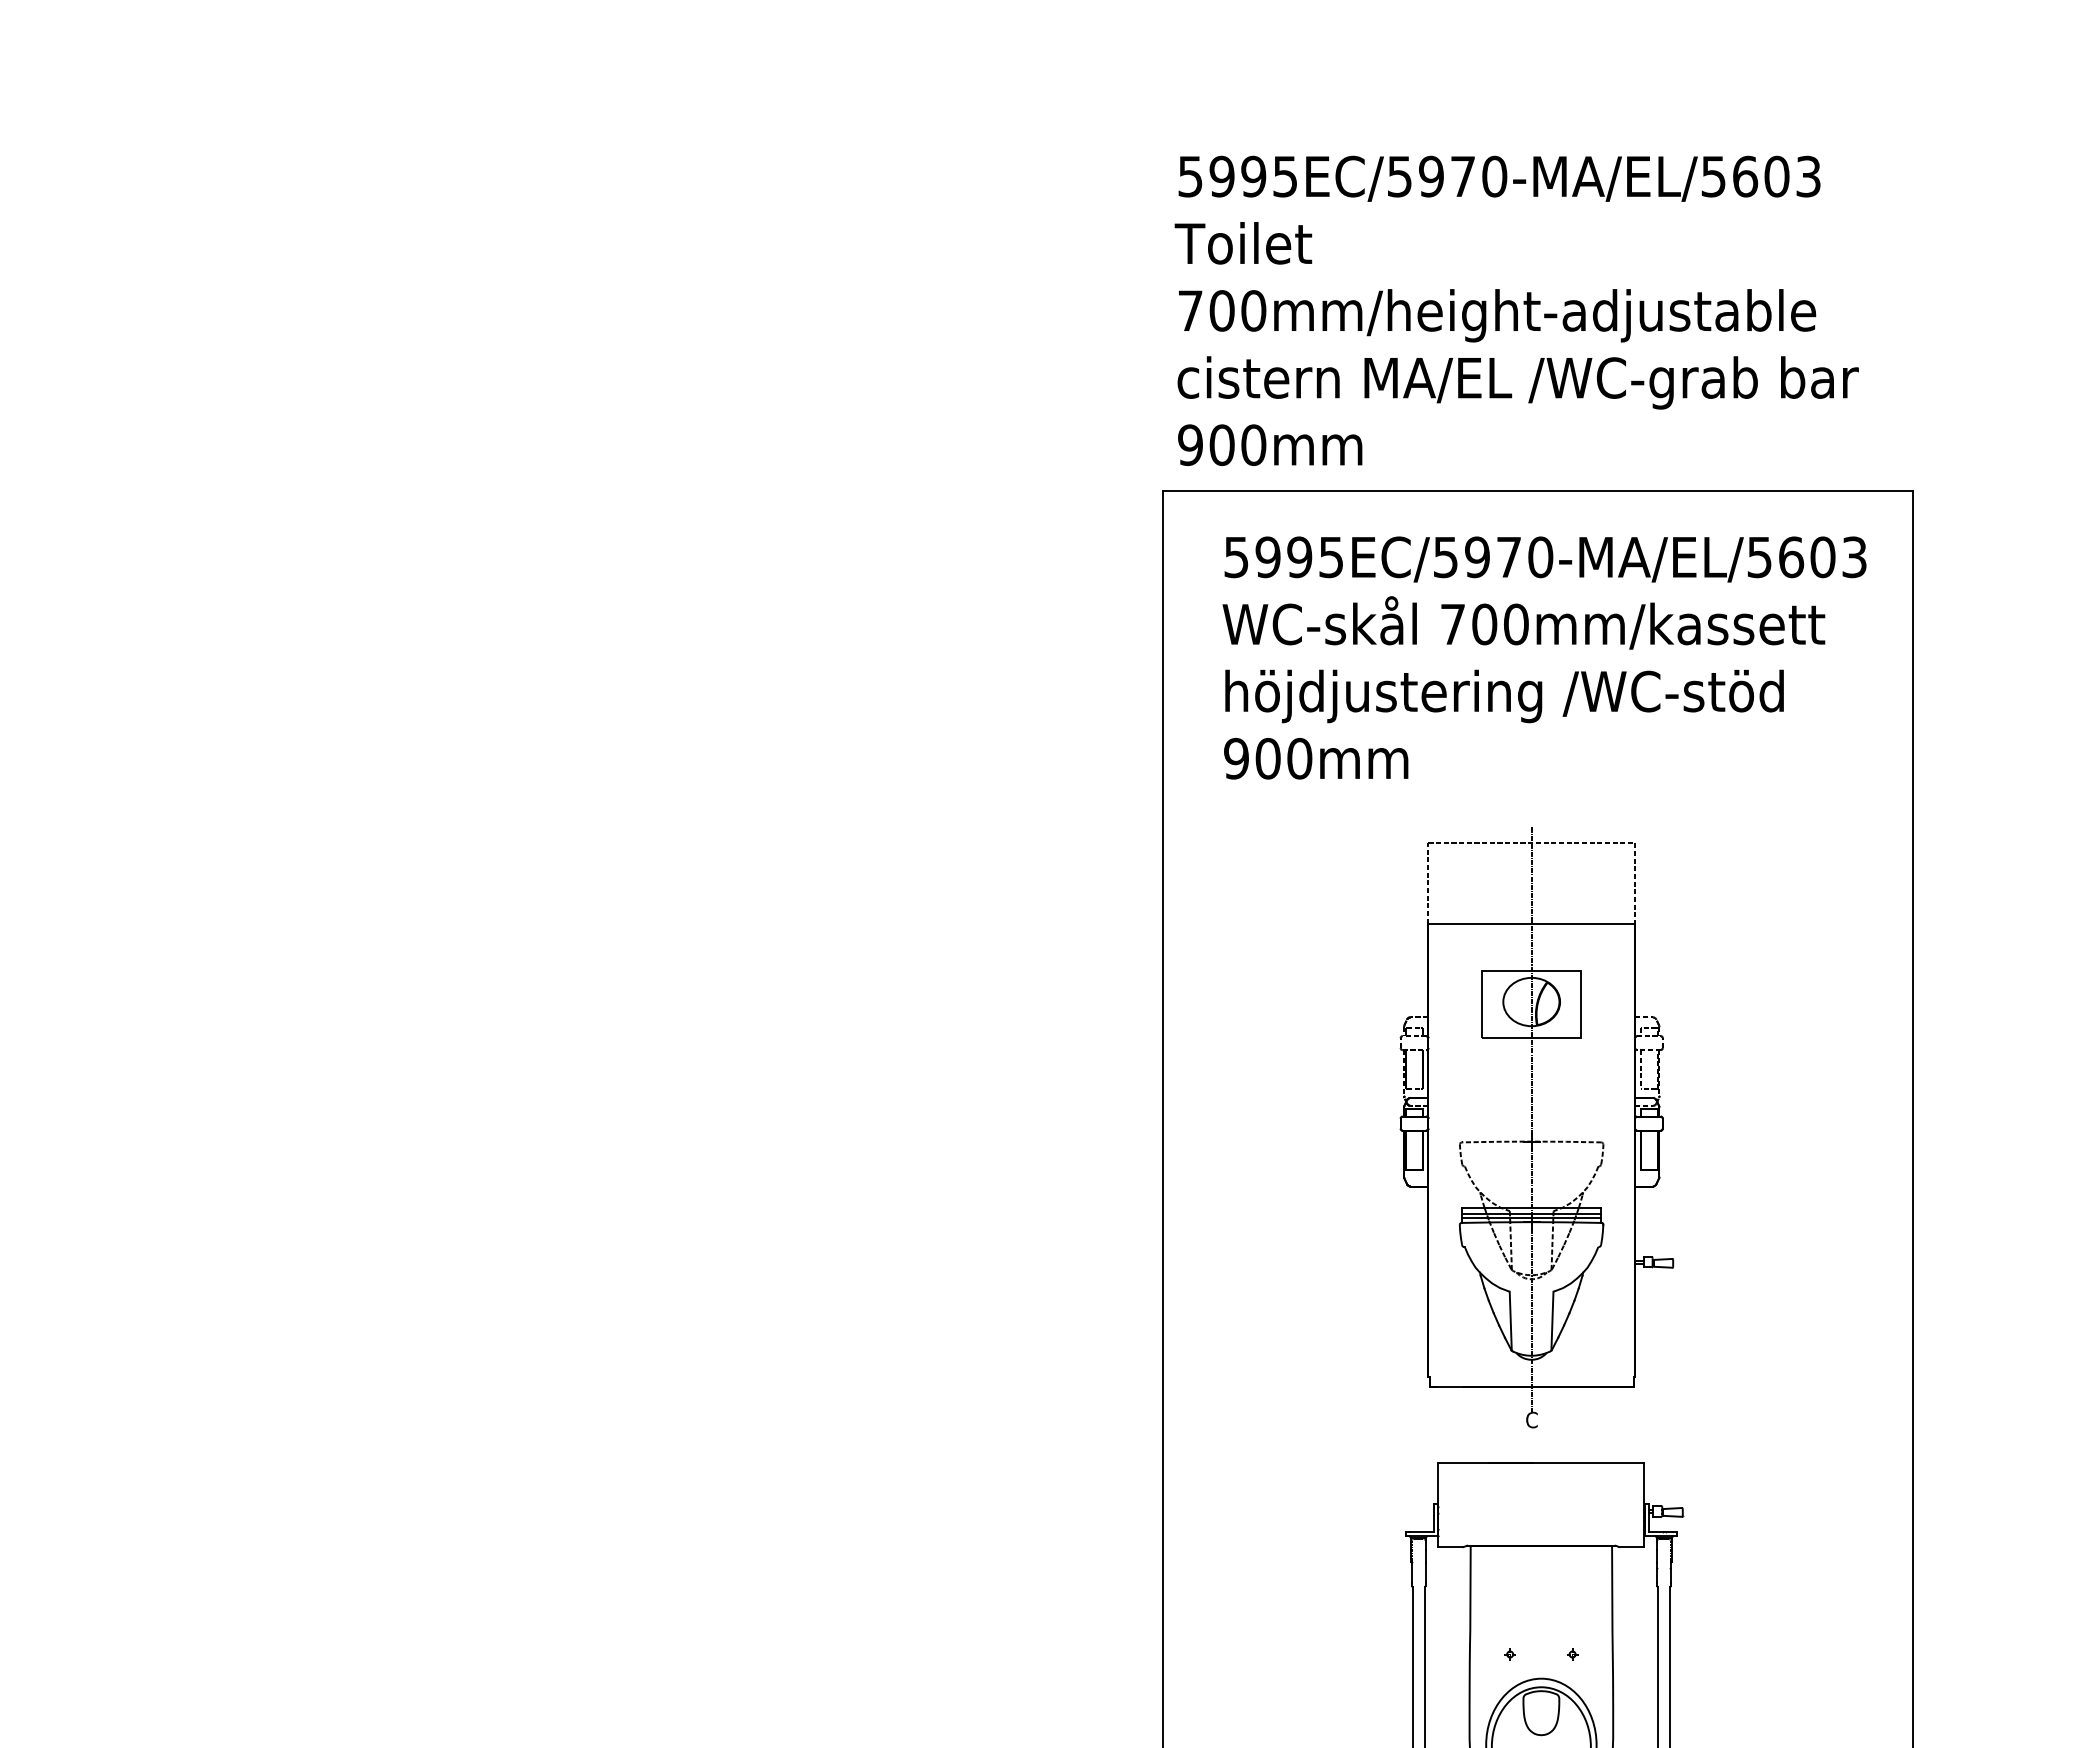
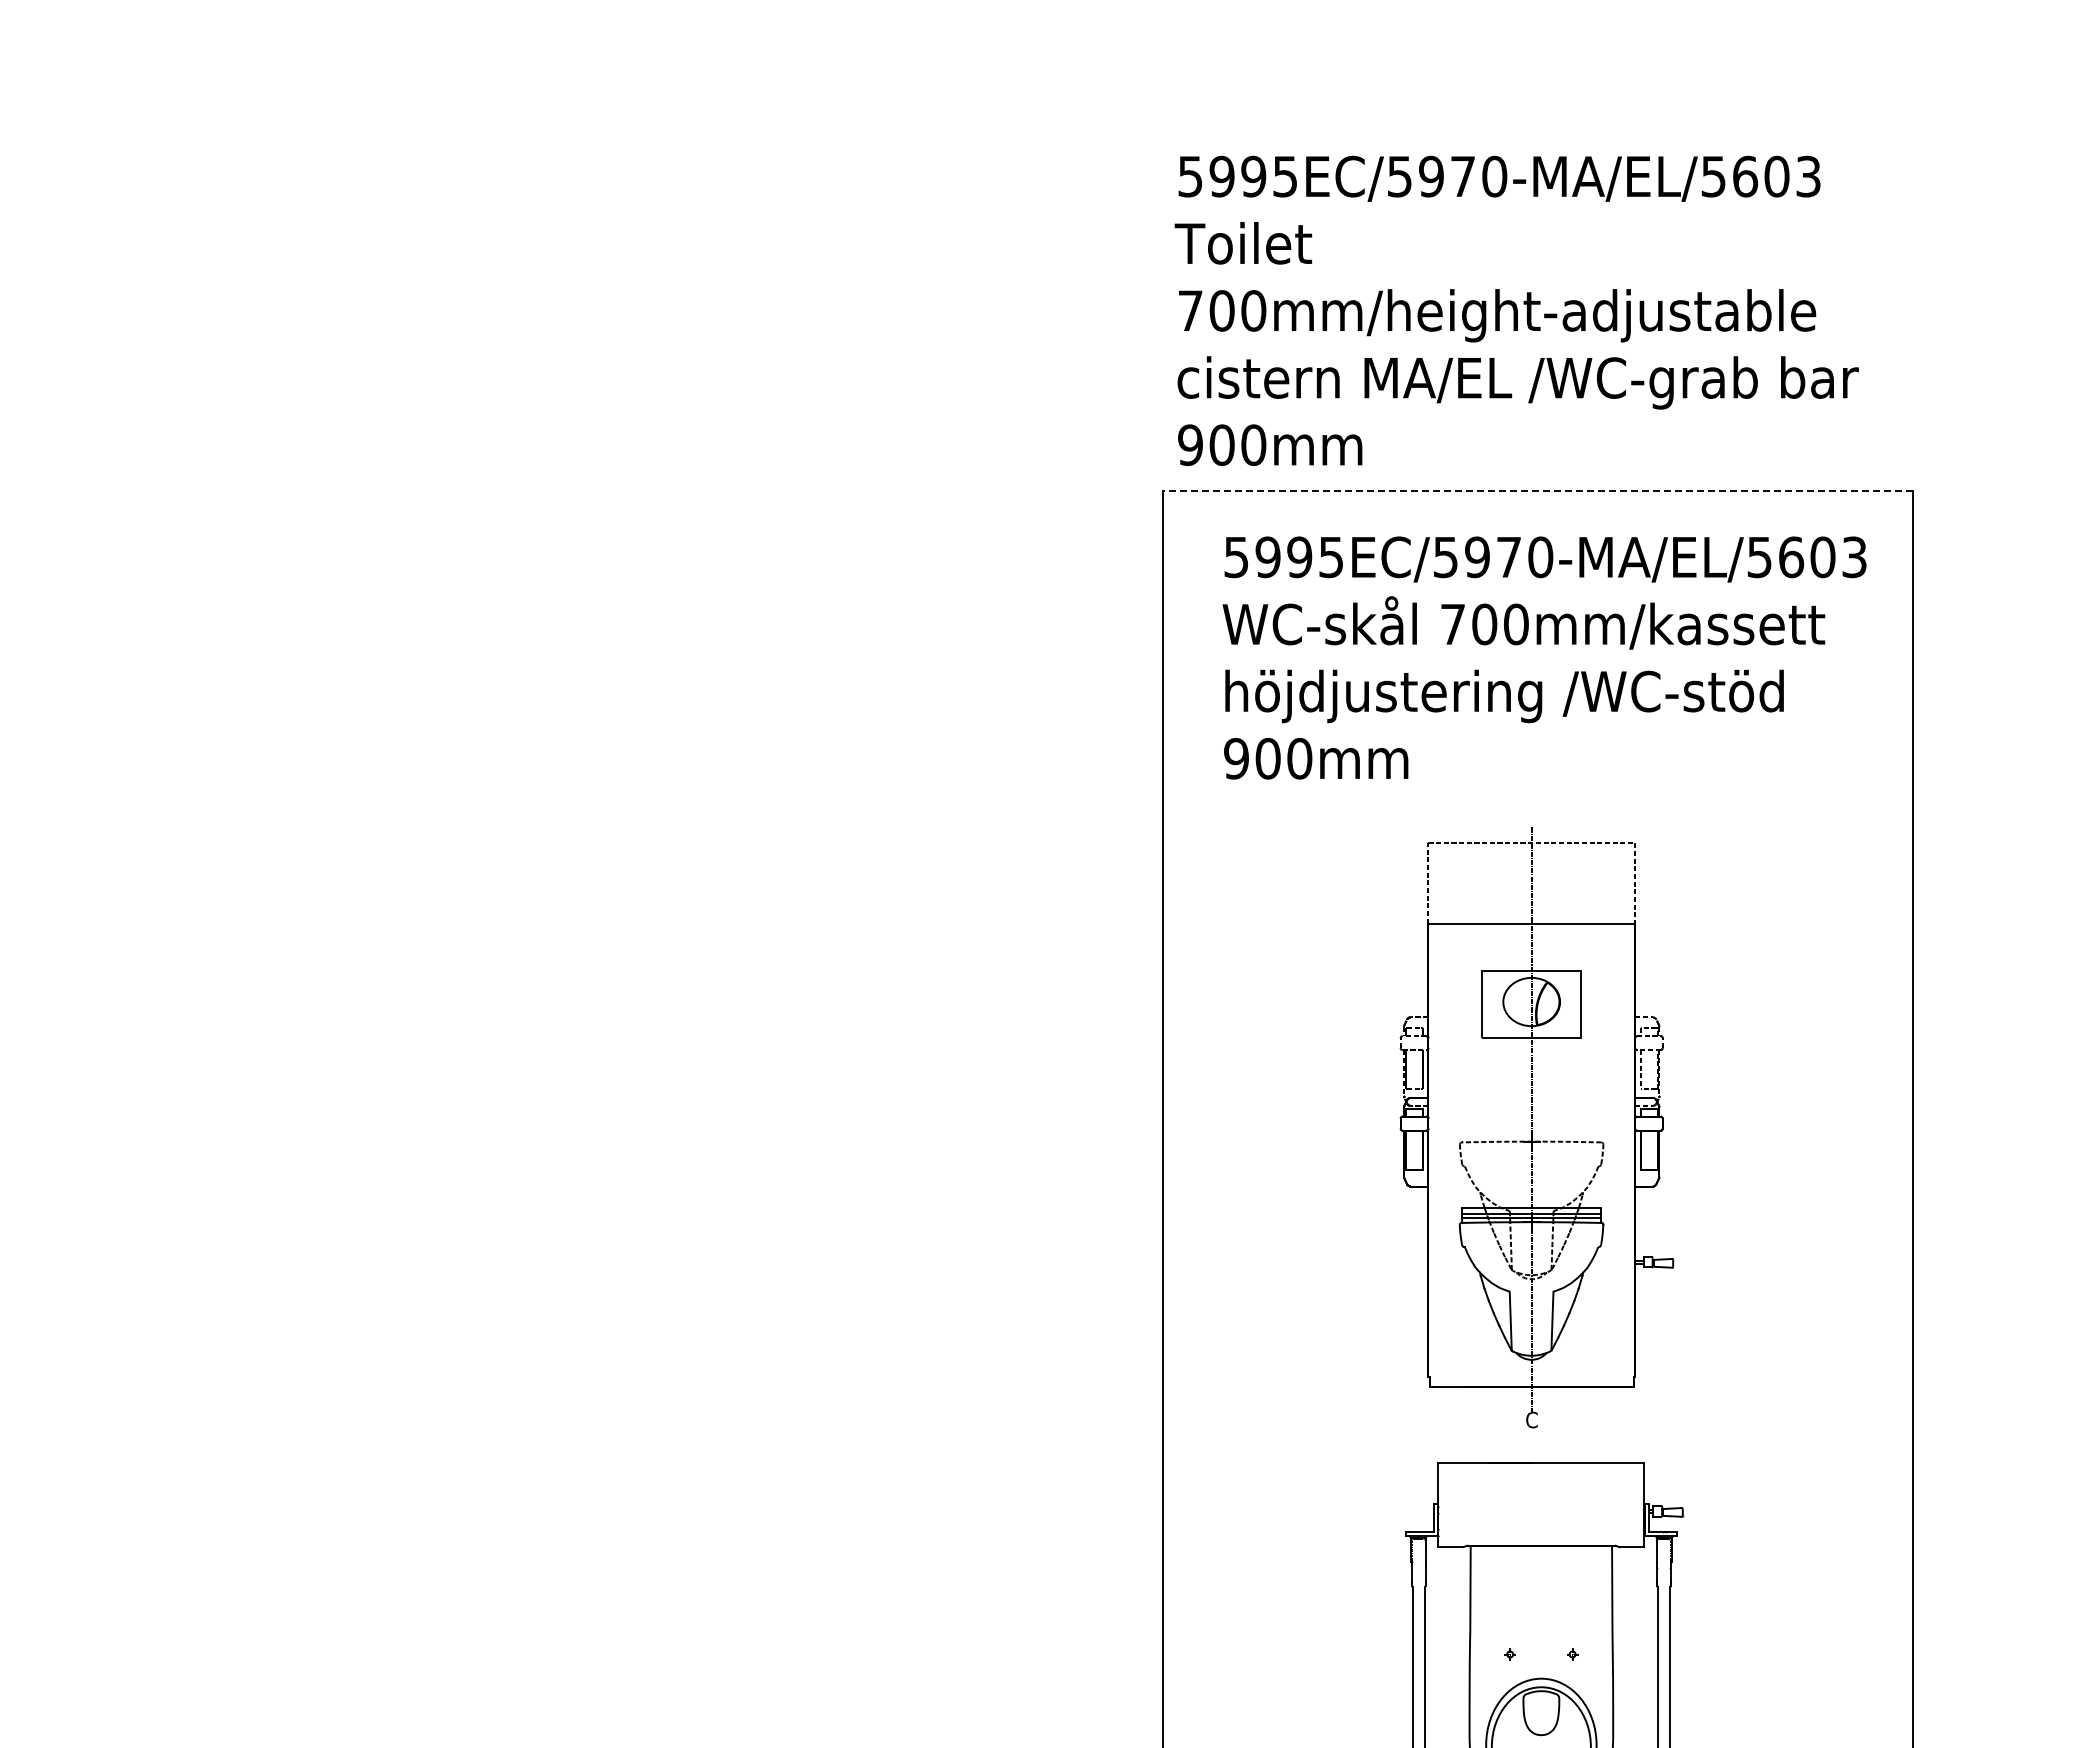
line: solid -> dashed (1537, 490)
